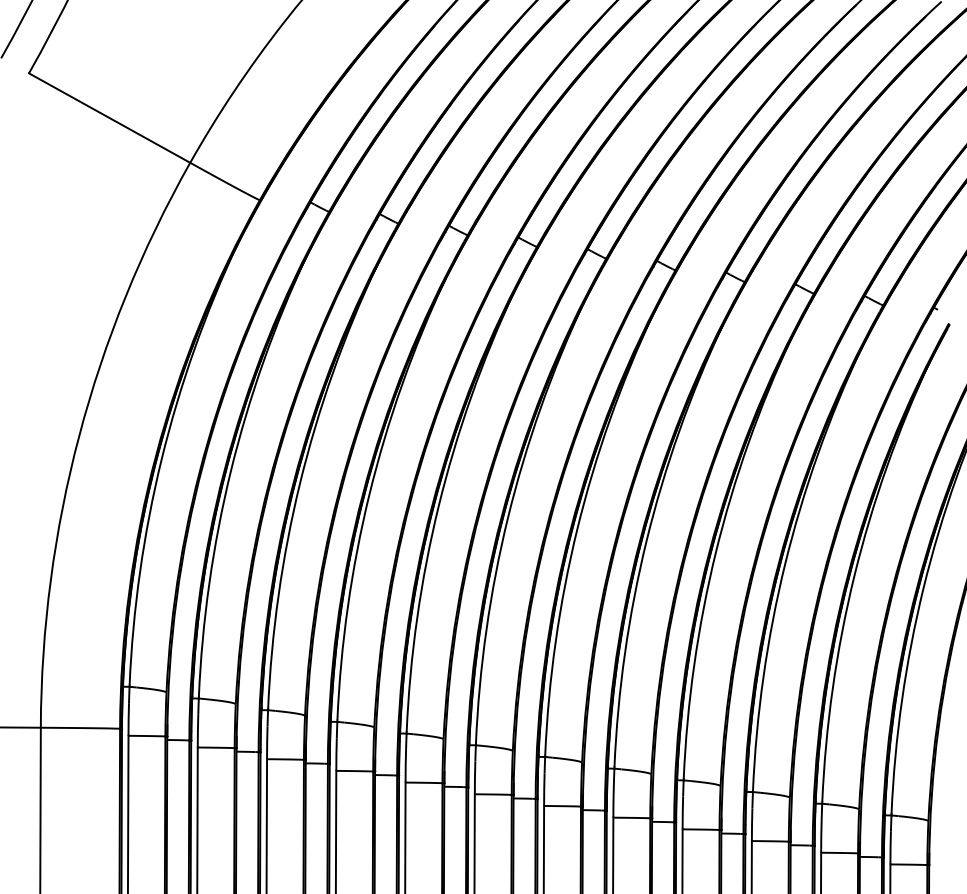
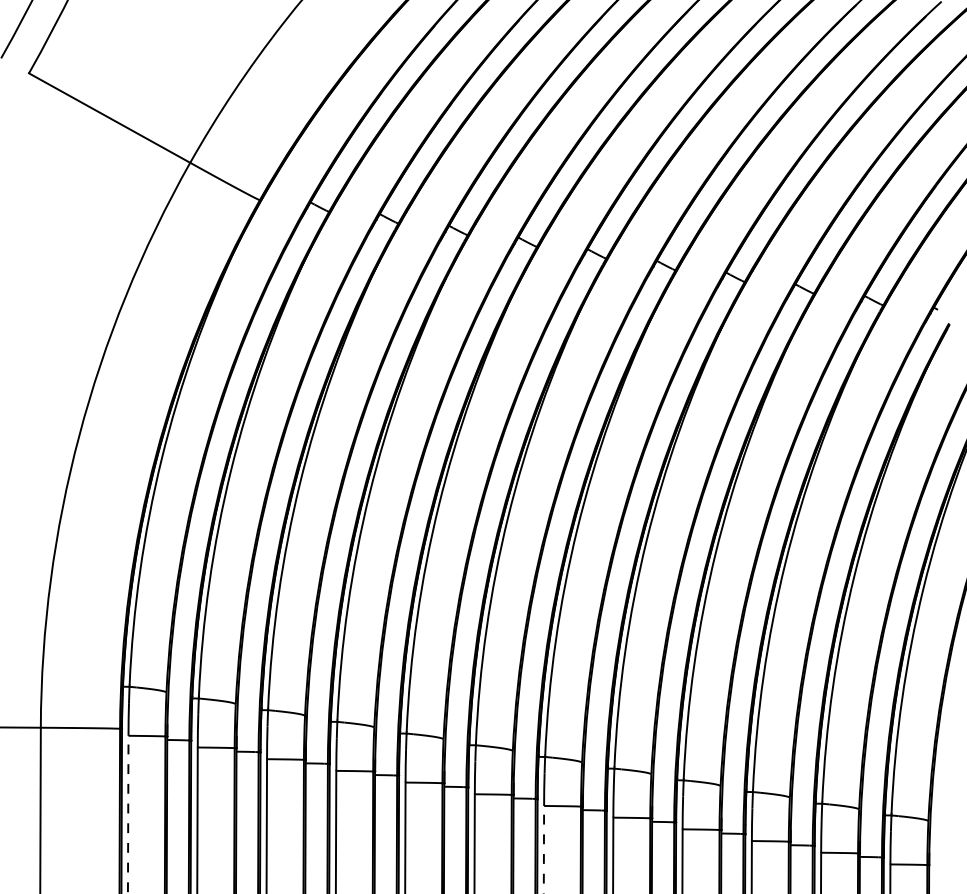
line: solid -> dashed (128, 814)
line: solid -> dashed (543, 849)
